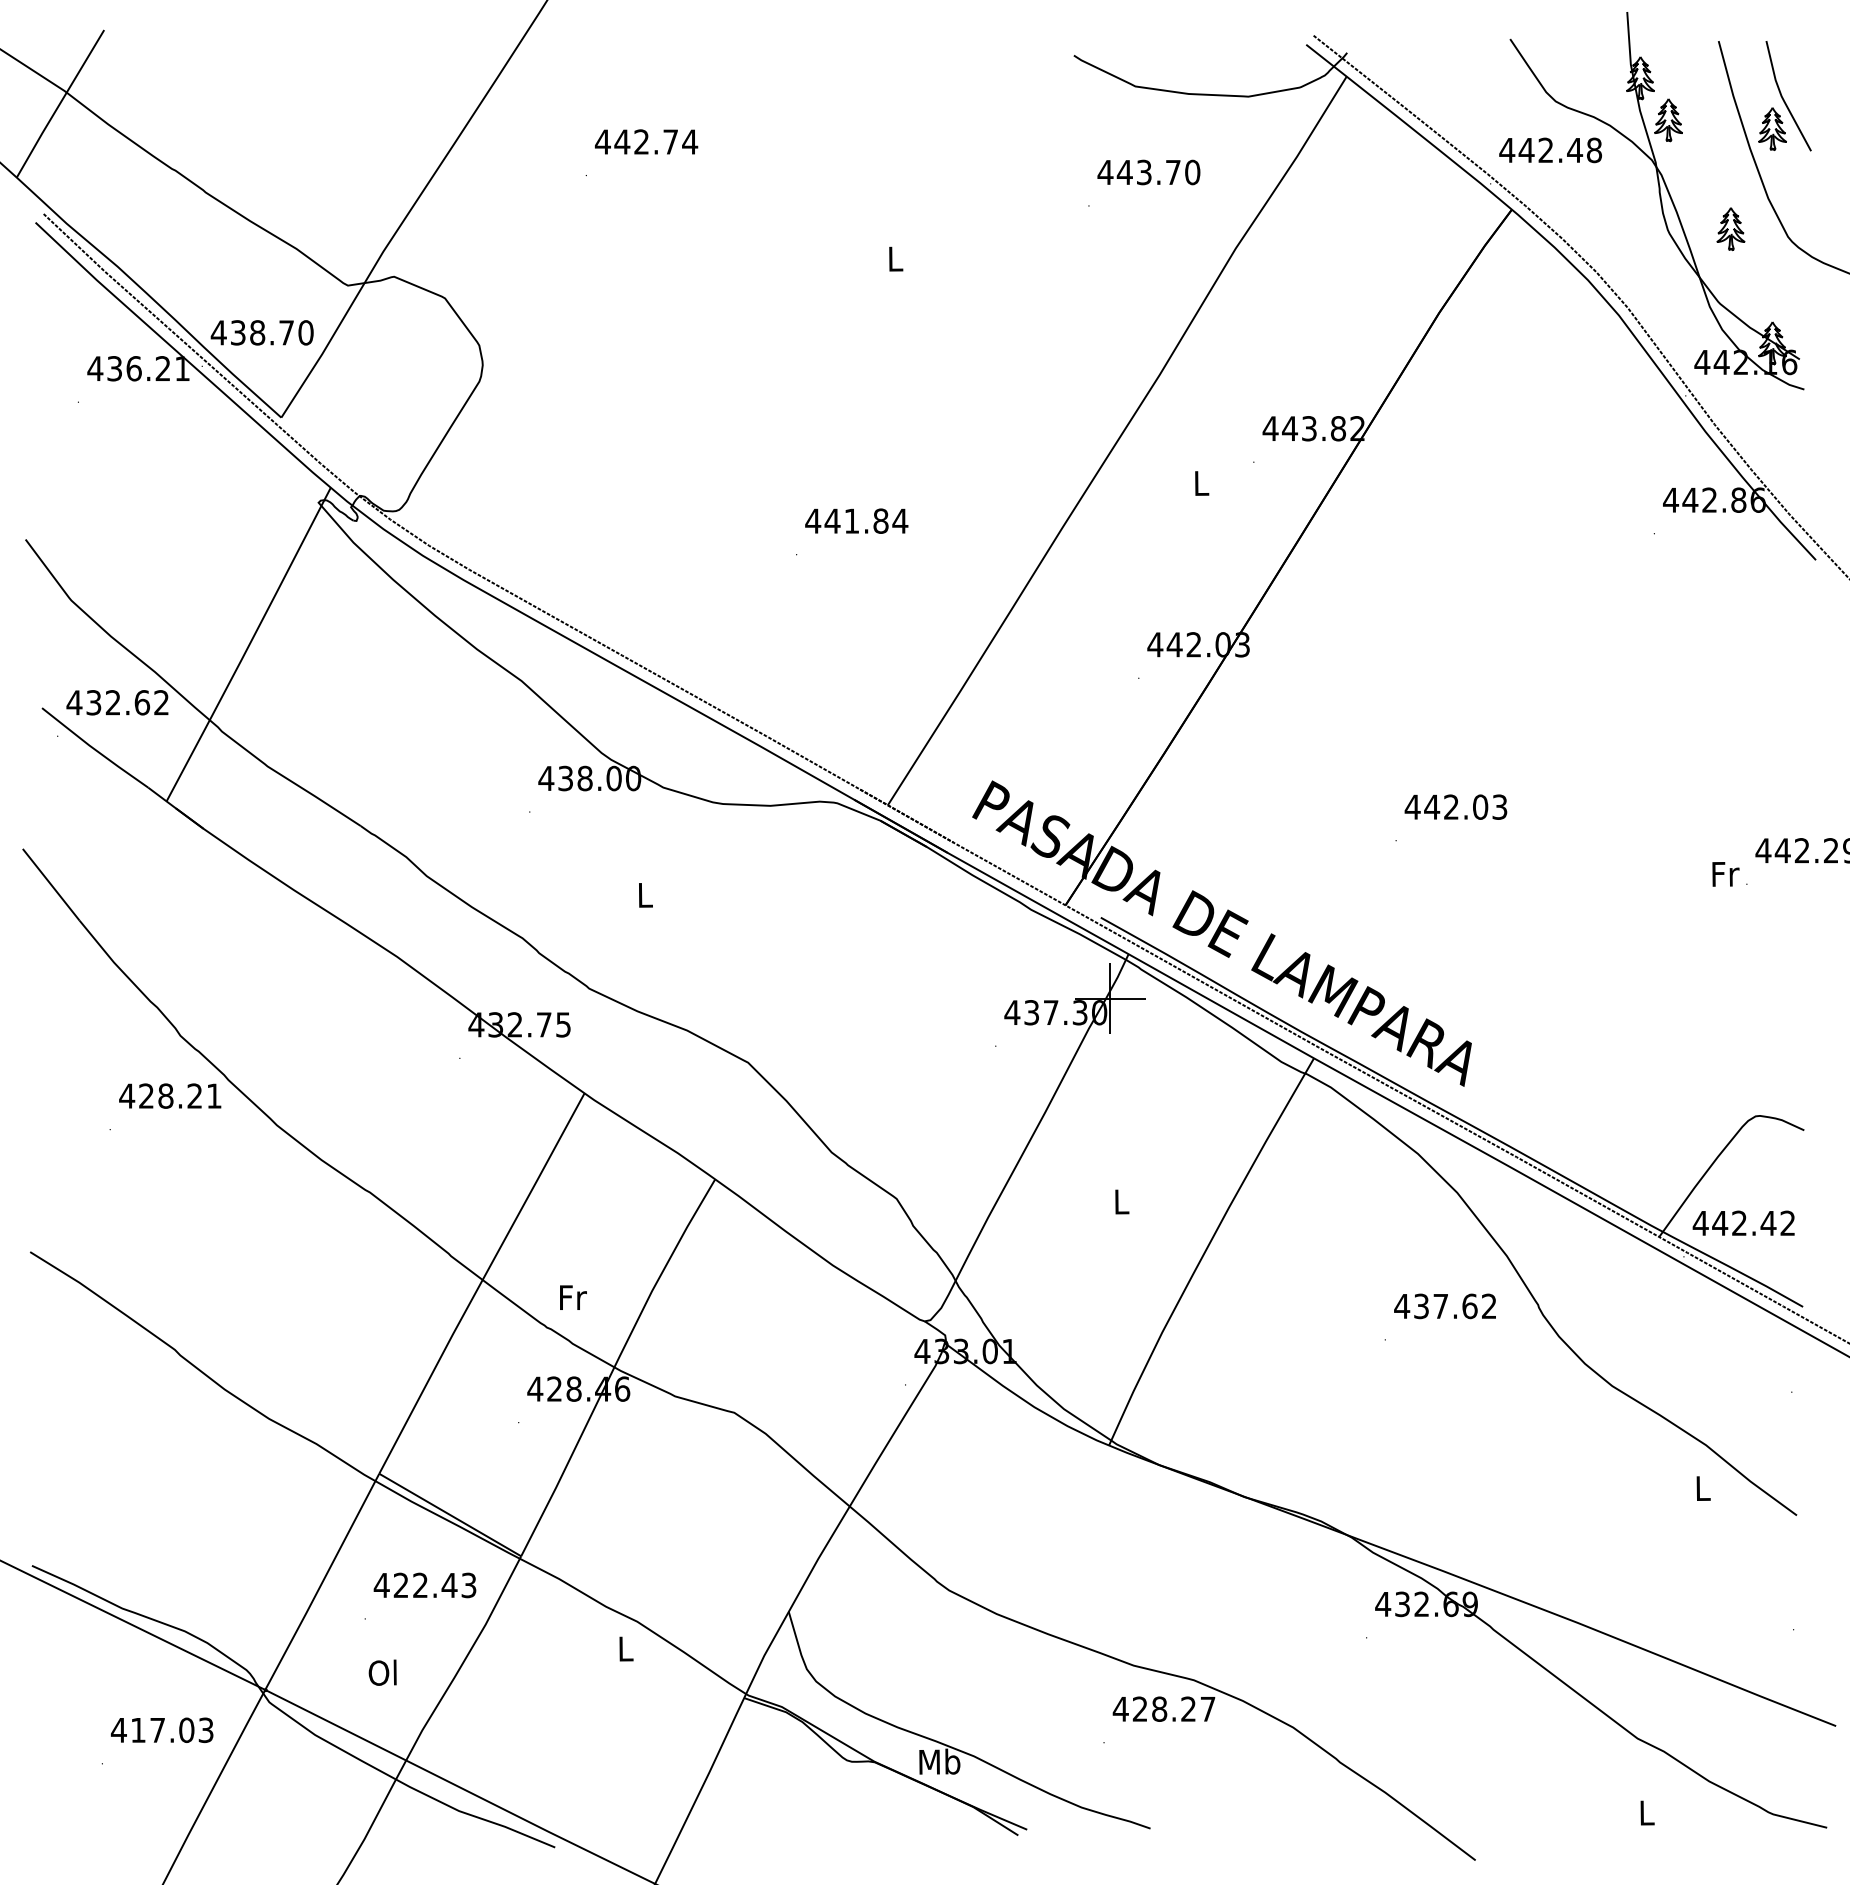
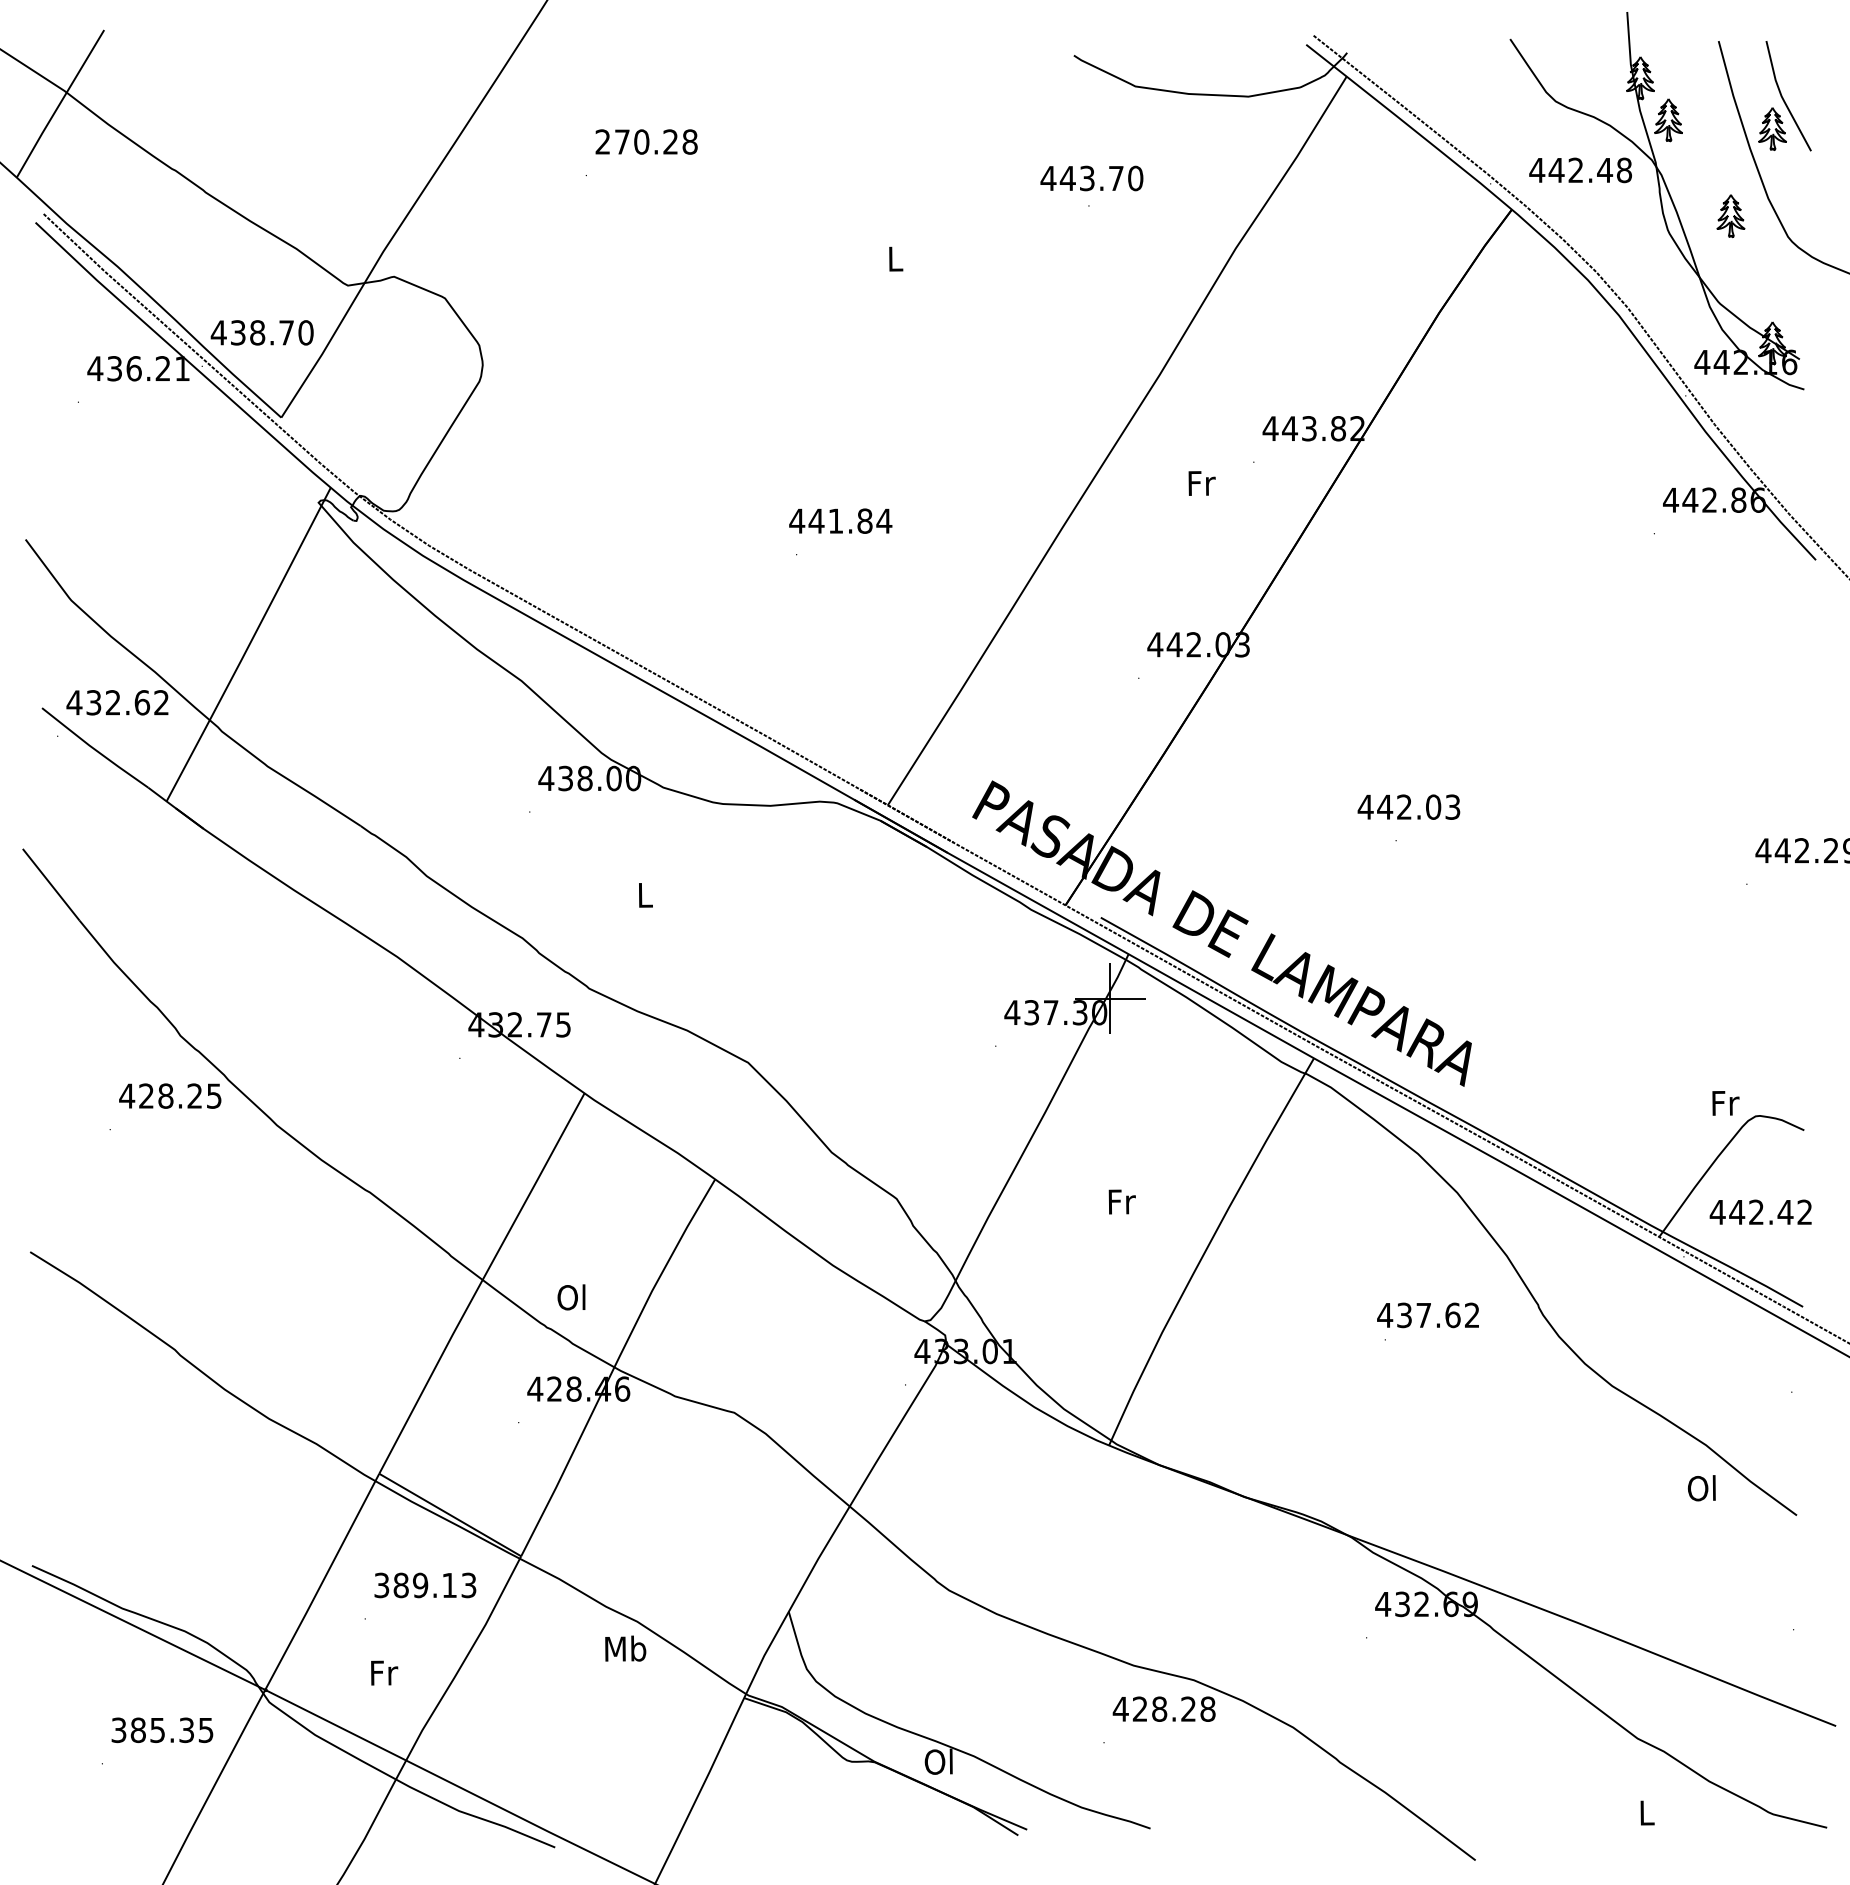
text: 442.74 -> 270.28 (646, 141)
text position: (1550, 150) -> (1580, 170) (1580, 170)
text position: (1148, 172) -> (1091, 178) (1091, 178)
part position: (1730, 229) -> (1730, 216) (1730, 216)
text: L -> Fr (1201, 483)
text position: (856, 520) -> (840, 520) (840, 520)
text position: (1455, 806) -> (1408, 806) (1408, 806)
text position: (1725, 874) -> (1725, 1103) (1725, 1103)
text: 428.21 -> 428.25 (214, 1095)
text: L -> Fr (1121, 1201)
text position: (1743, 1222) -> (1760, 1211) (1760, 1211)
text: Fr -> Ol (571, 1297)
text position: (1444, 1306) -> (1427, 1315) (1427, 1315)
text: L -> Ol (1701, 1488)
text: 422.43 -> 389.13 (415, 1585)
text: L -> Mb (625, 1648)
text: Ol -> Fr (383, 1672)
text: 428.27 -> 428.28 (1207, 1708)
text: 417.03 -> 385.35 (161, 1730)
text: Mb -> Ol (939, 1761)
